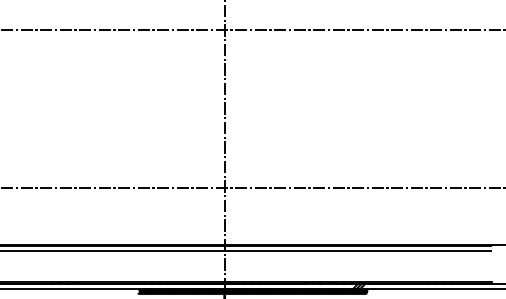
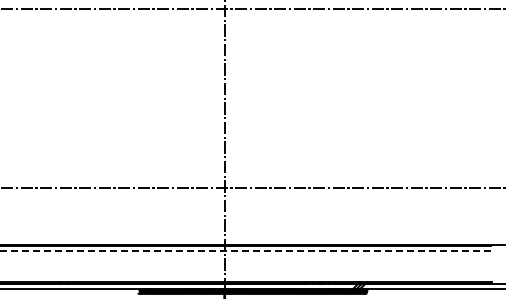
line position: (252, 30) -> (252, 9) (252, 9)
line: solid -> dashed (245, 250)
